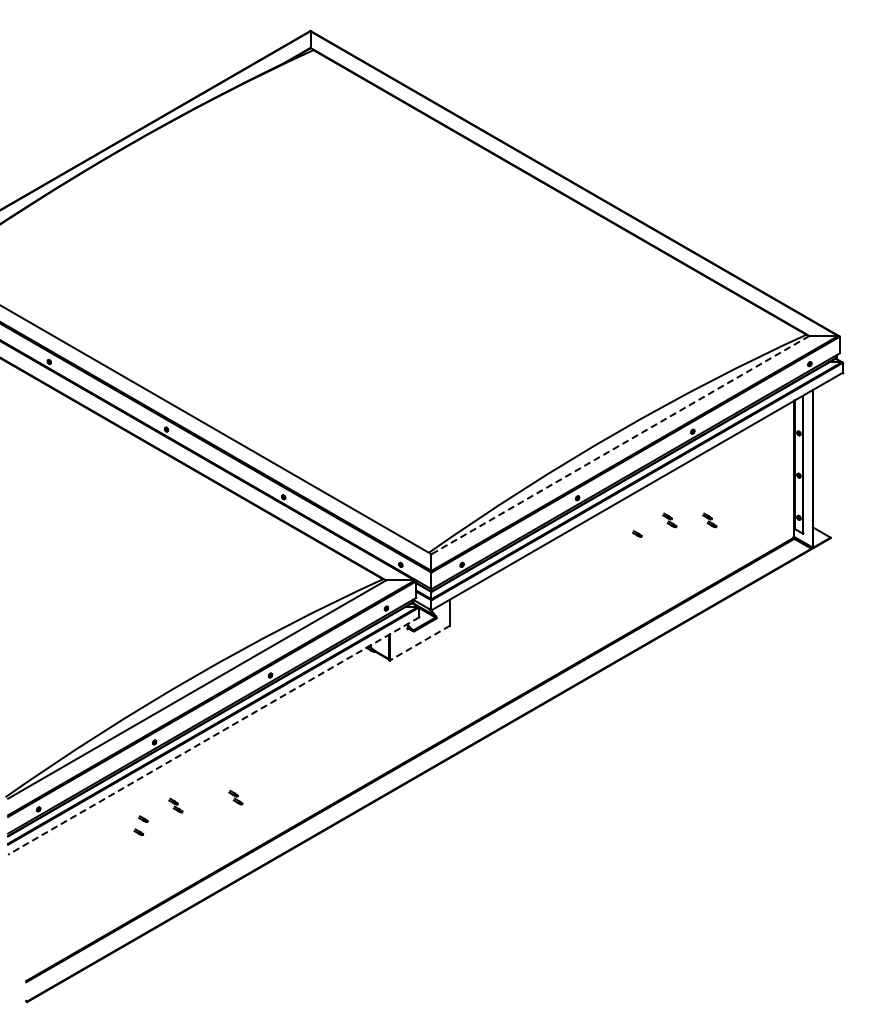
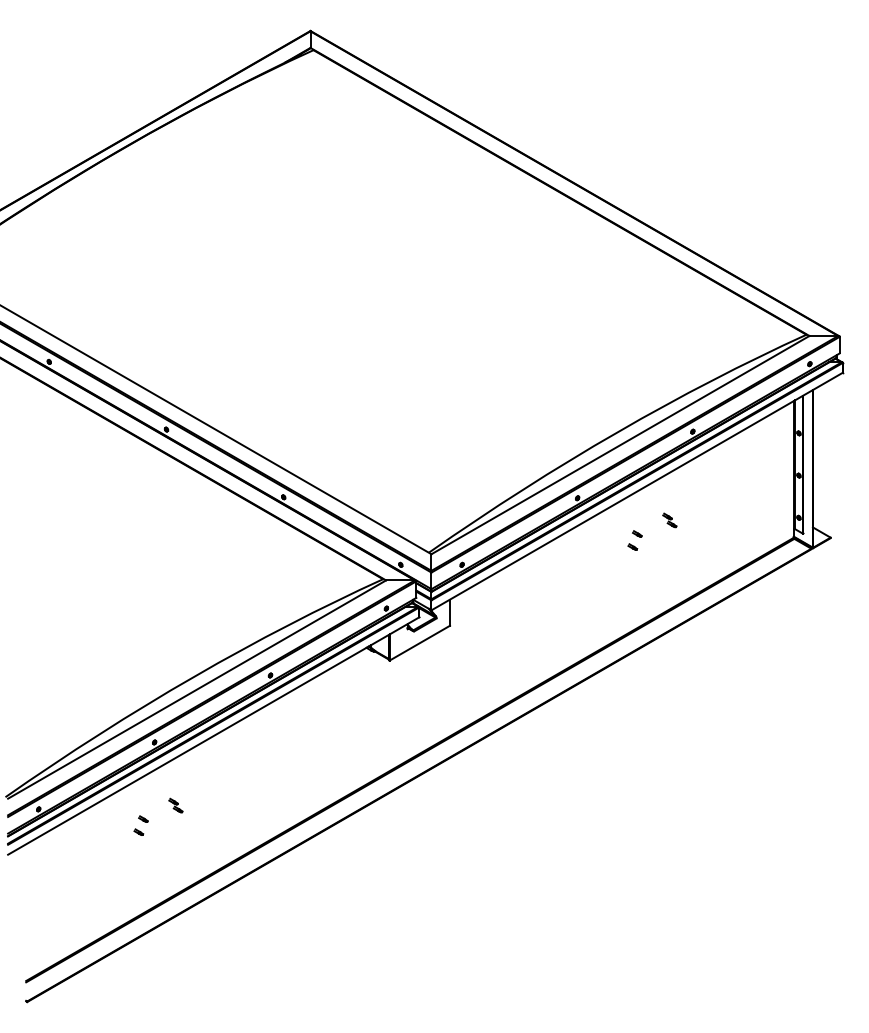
line: dashed -> solid (620, 445)
part: present -> none (709, 520)
part: none -> present (632, 546)
line: dashed -> solid (419, 643)
line: dashed -> solid (213, 736)
part: present -> none (235, 797)
